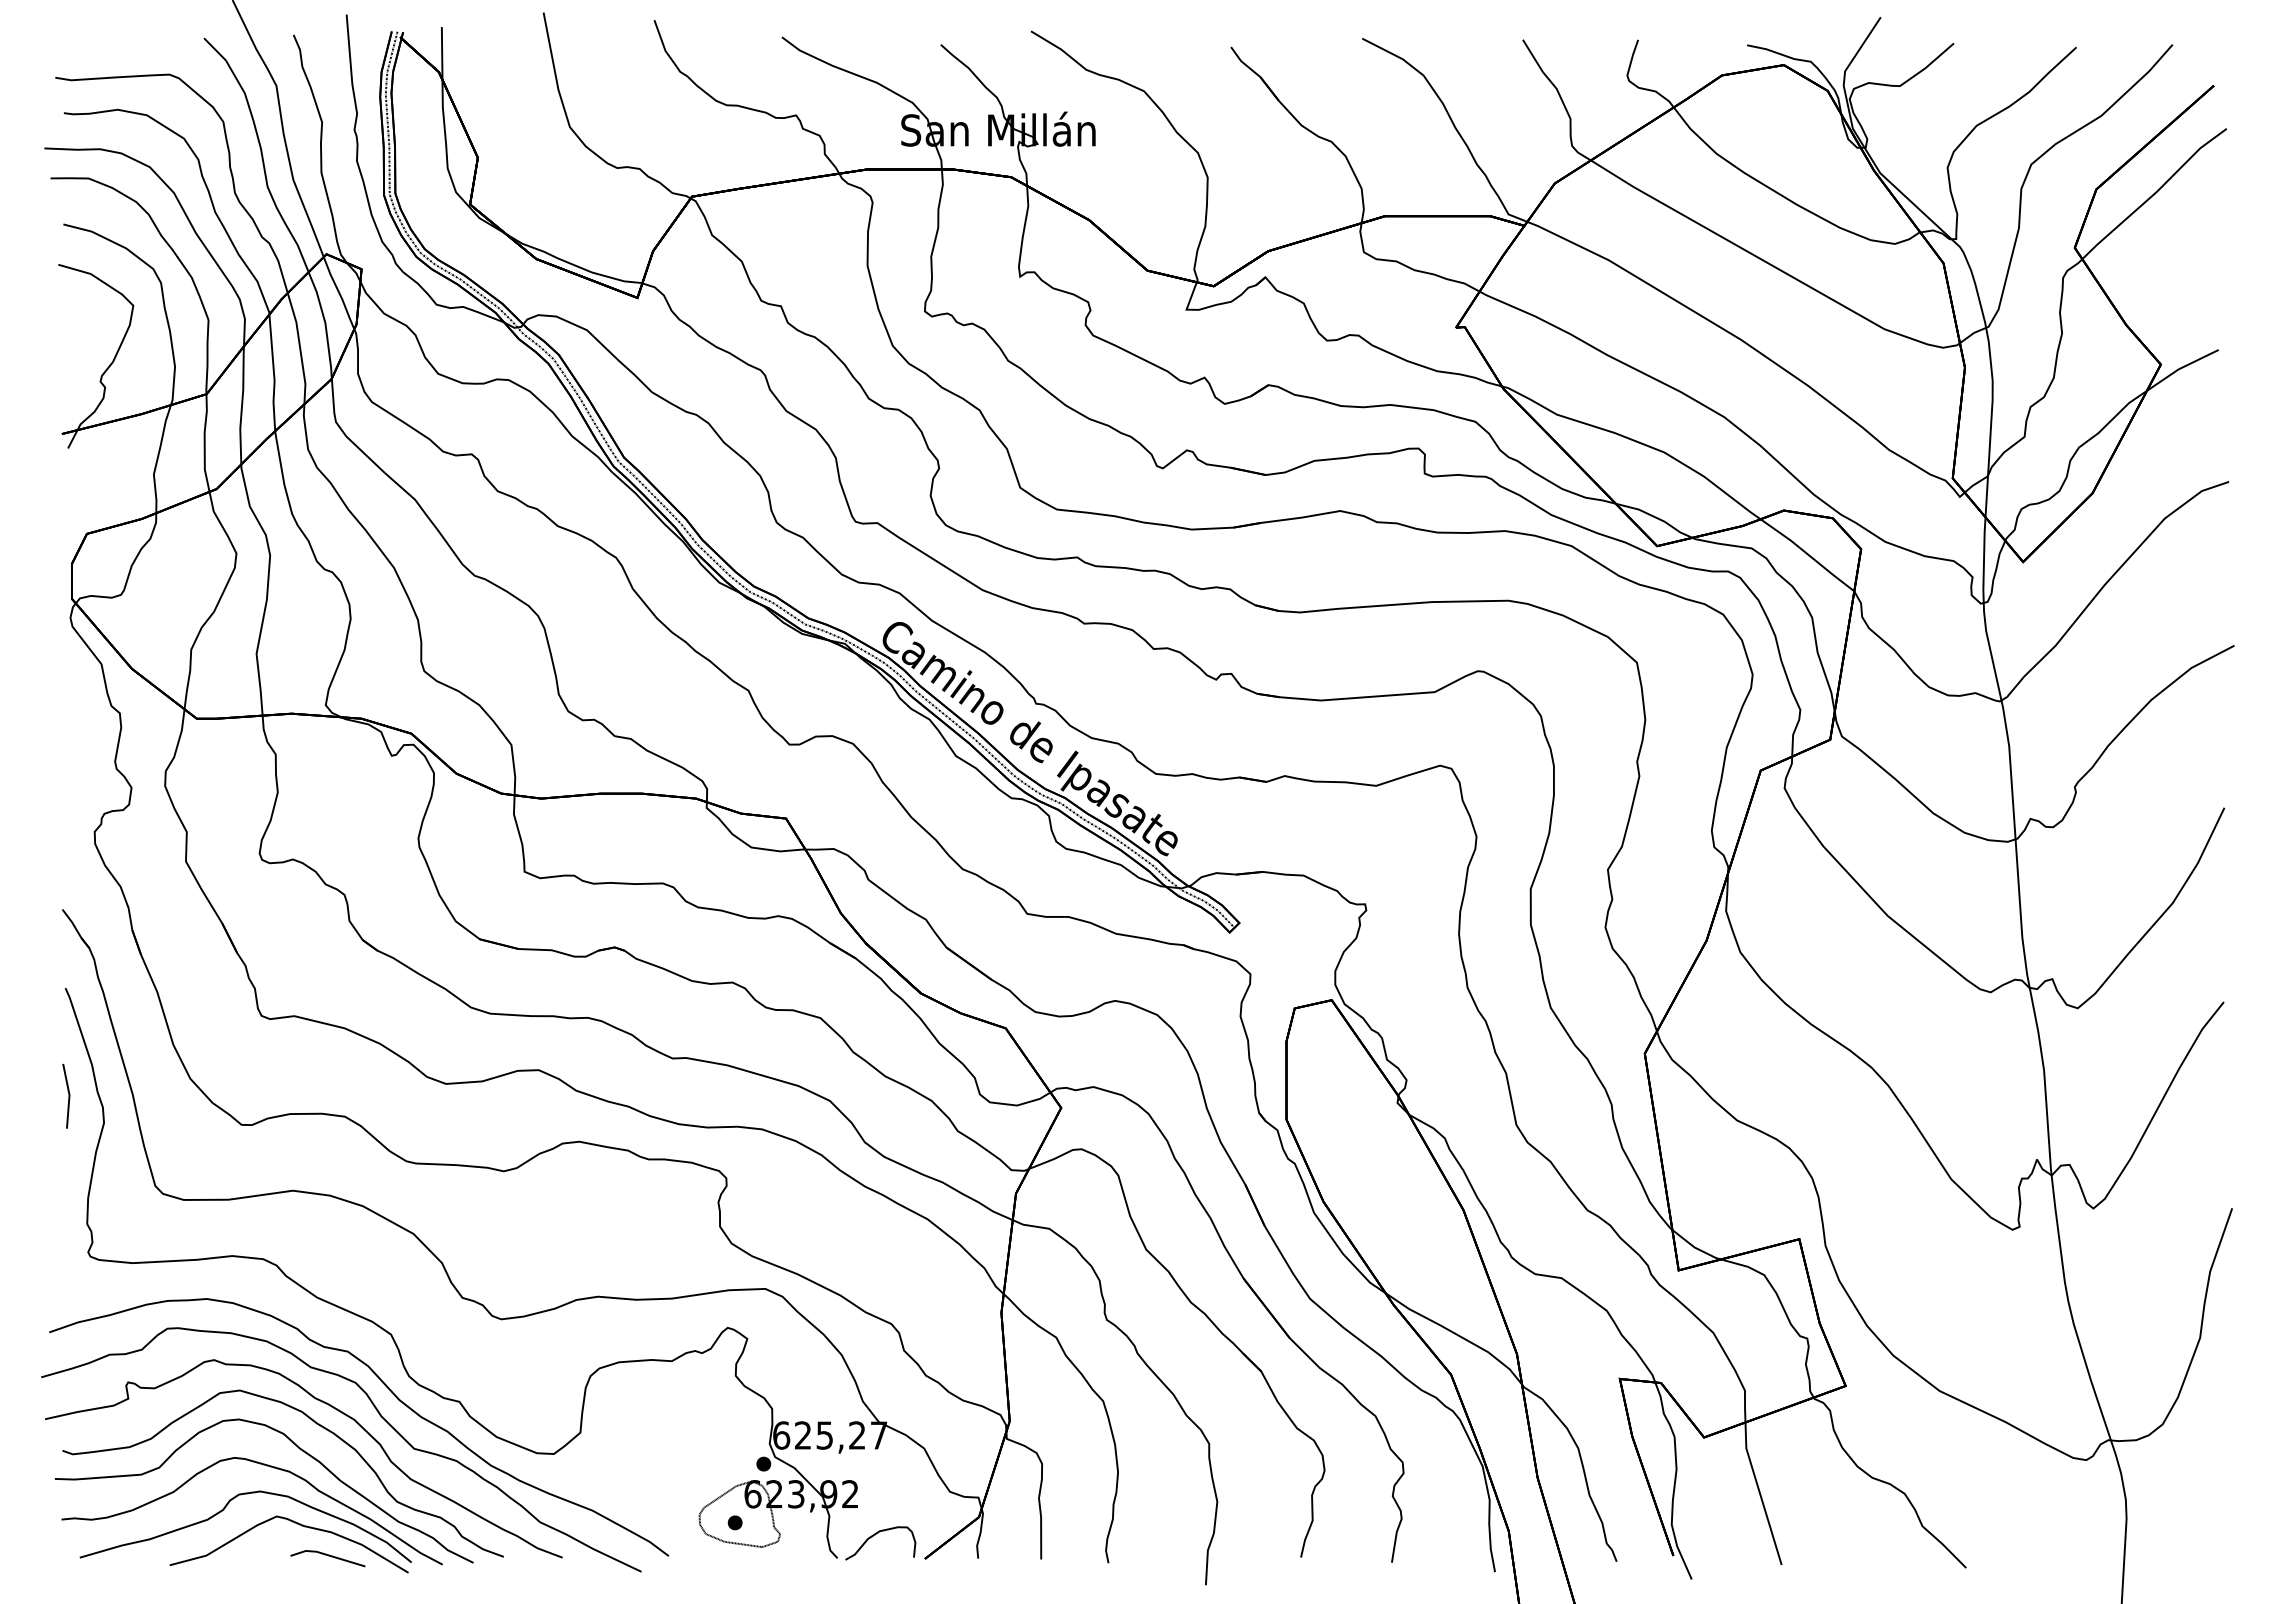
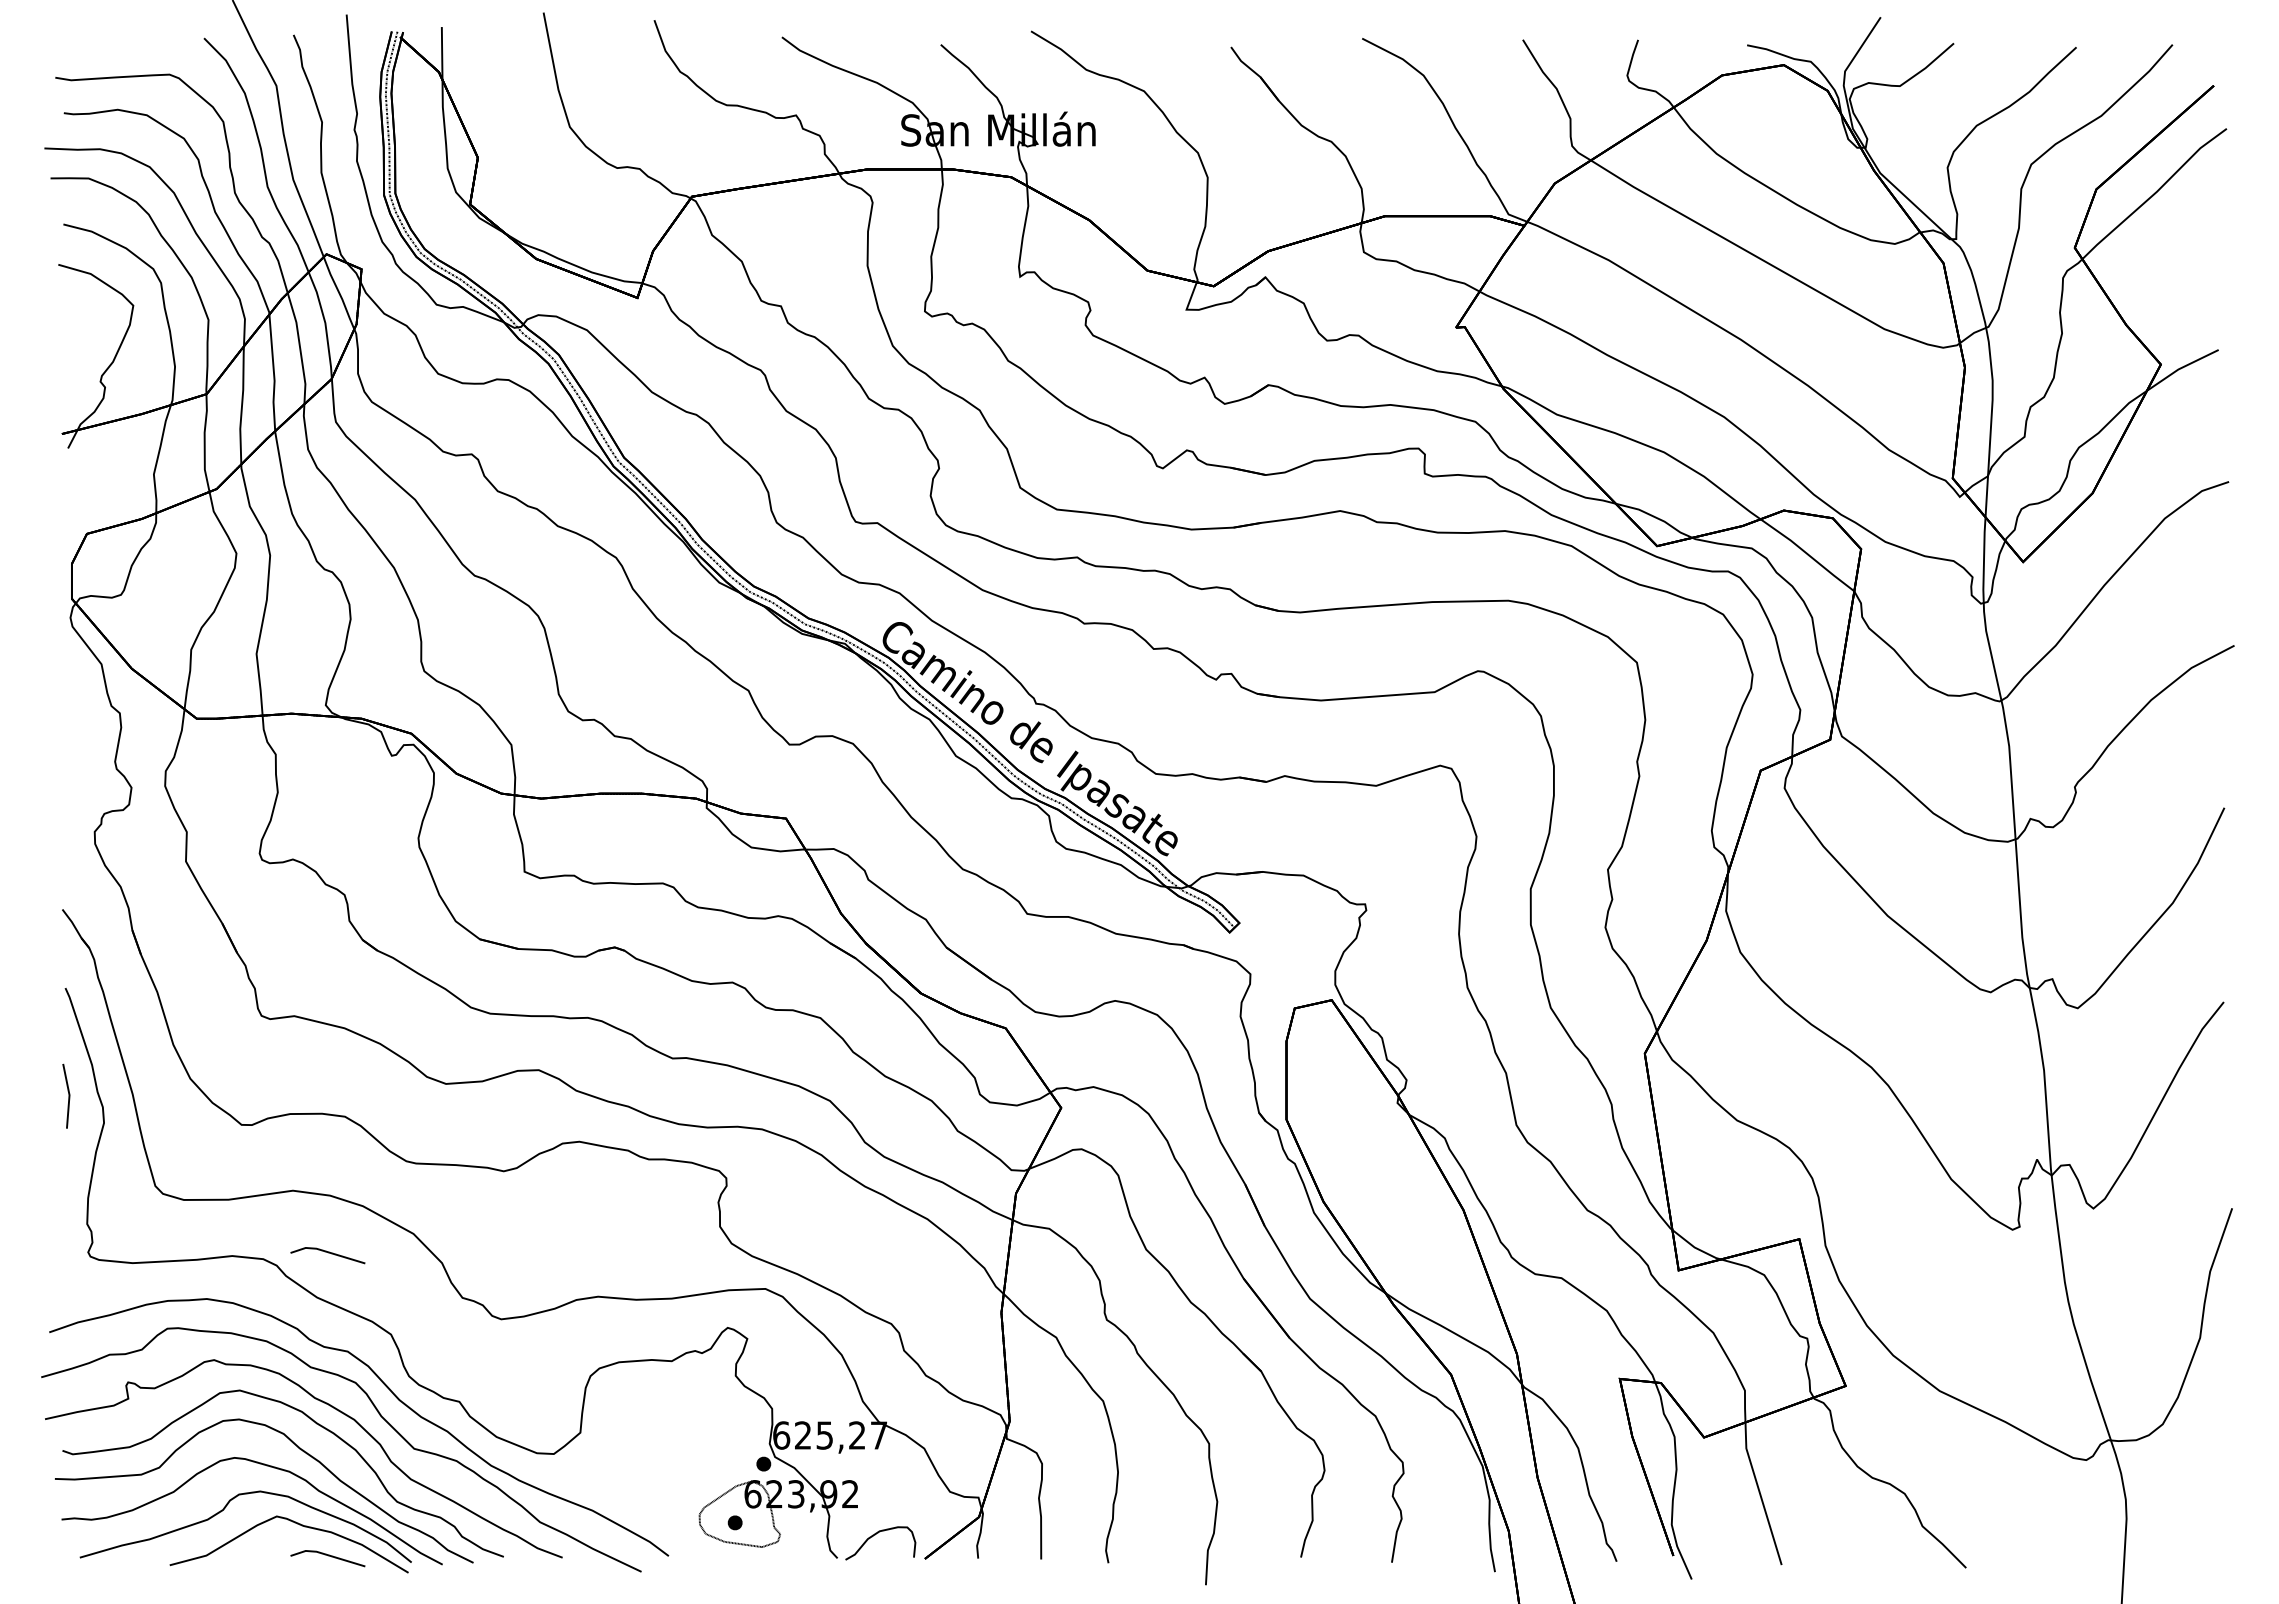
part: none -> present (327, 1255)
